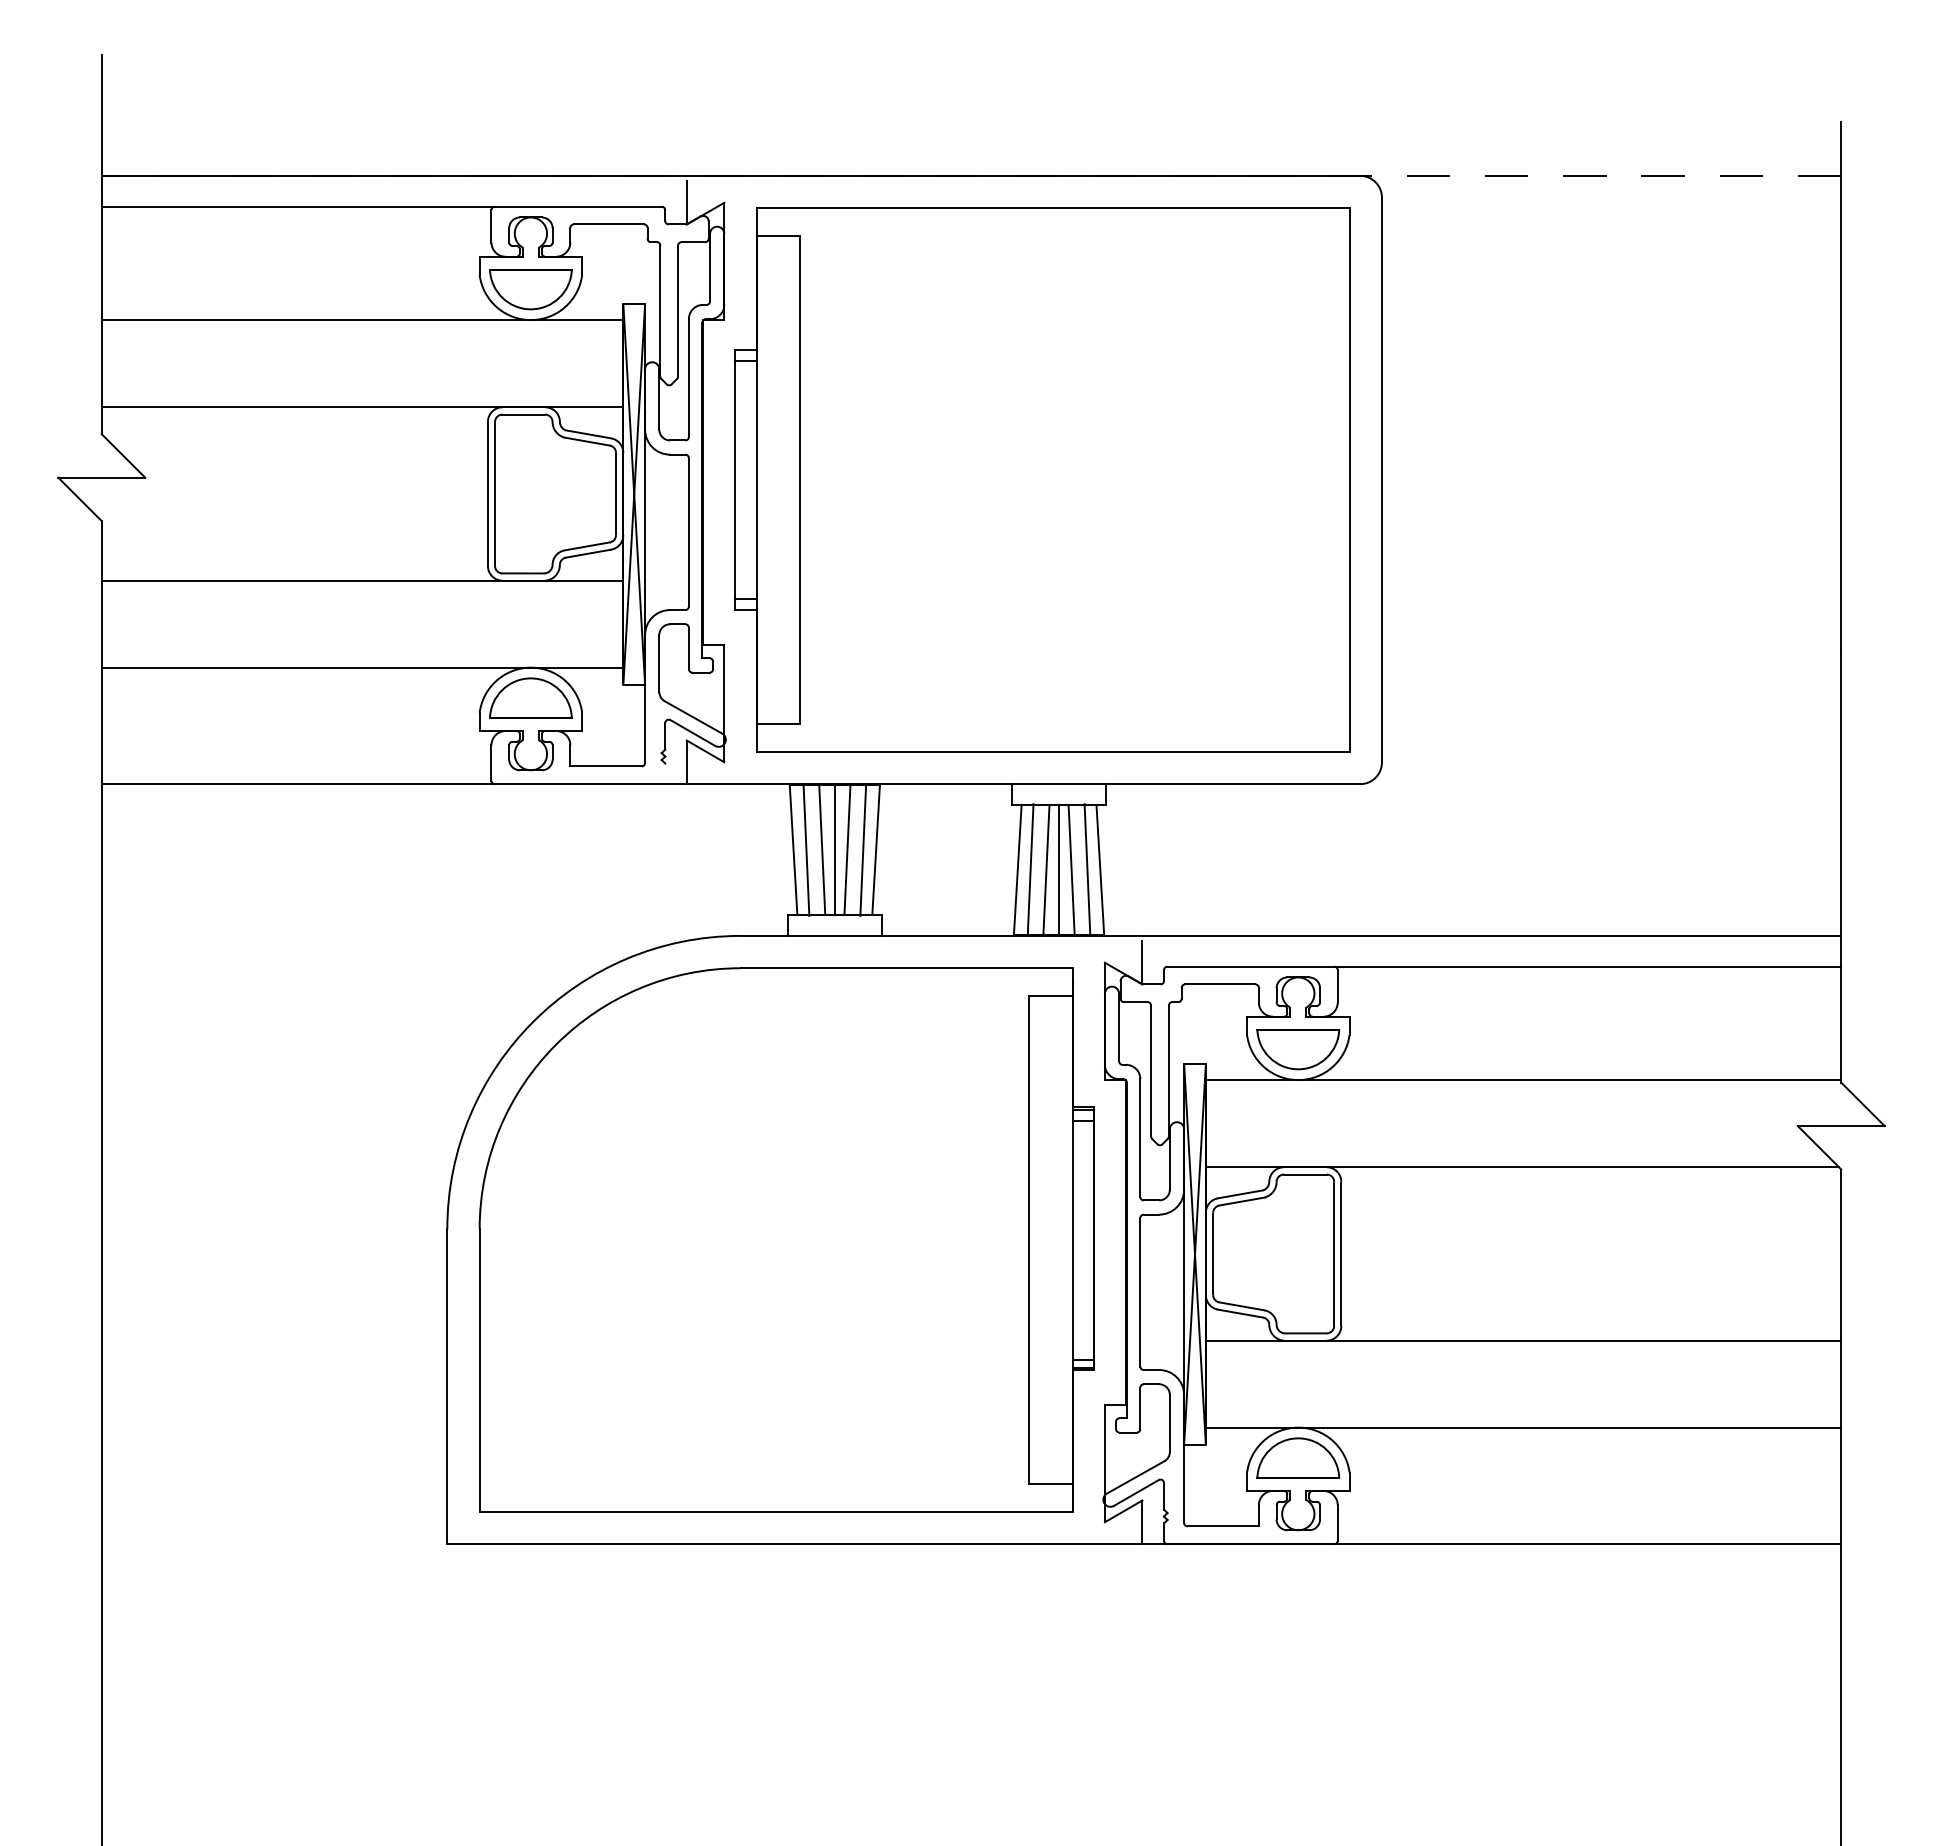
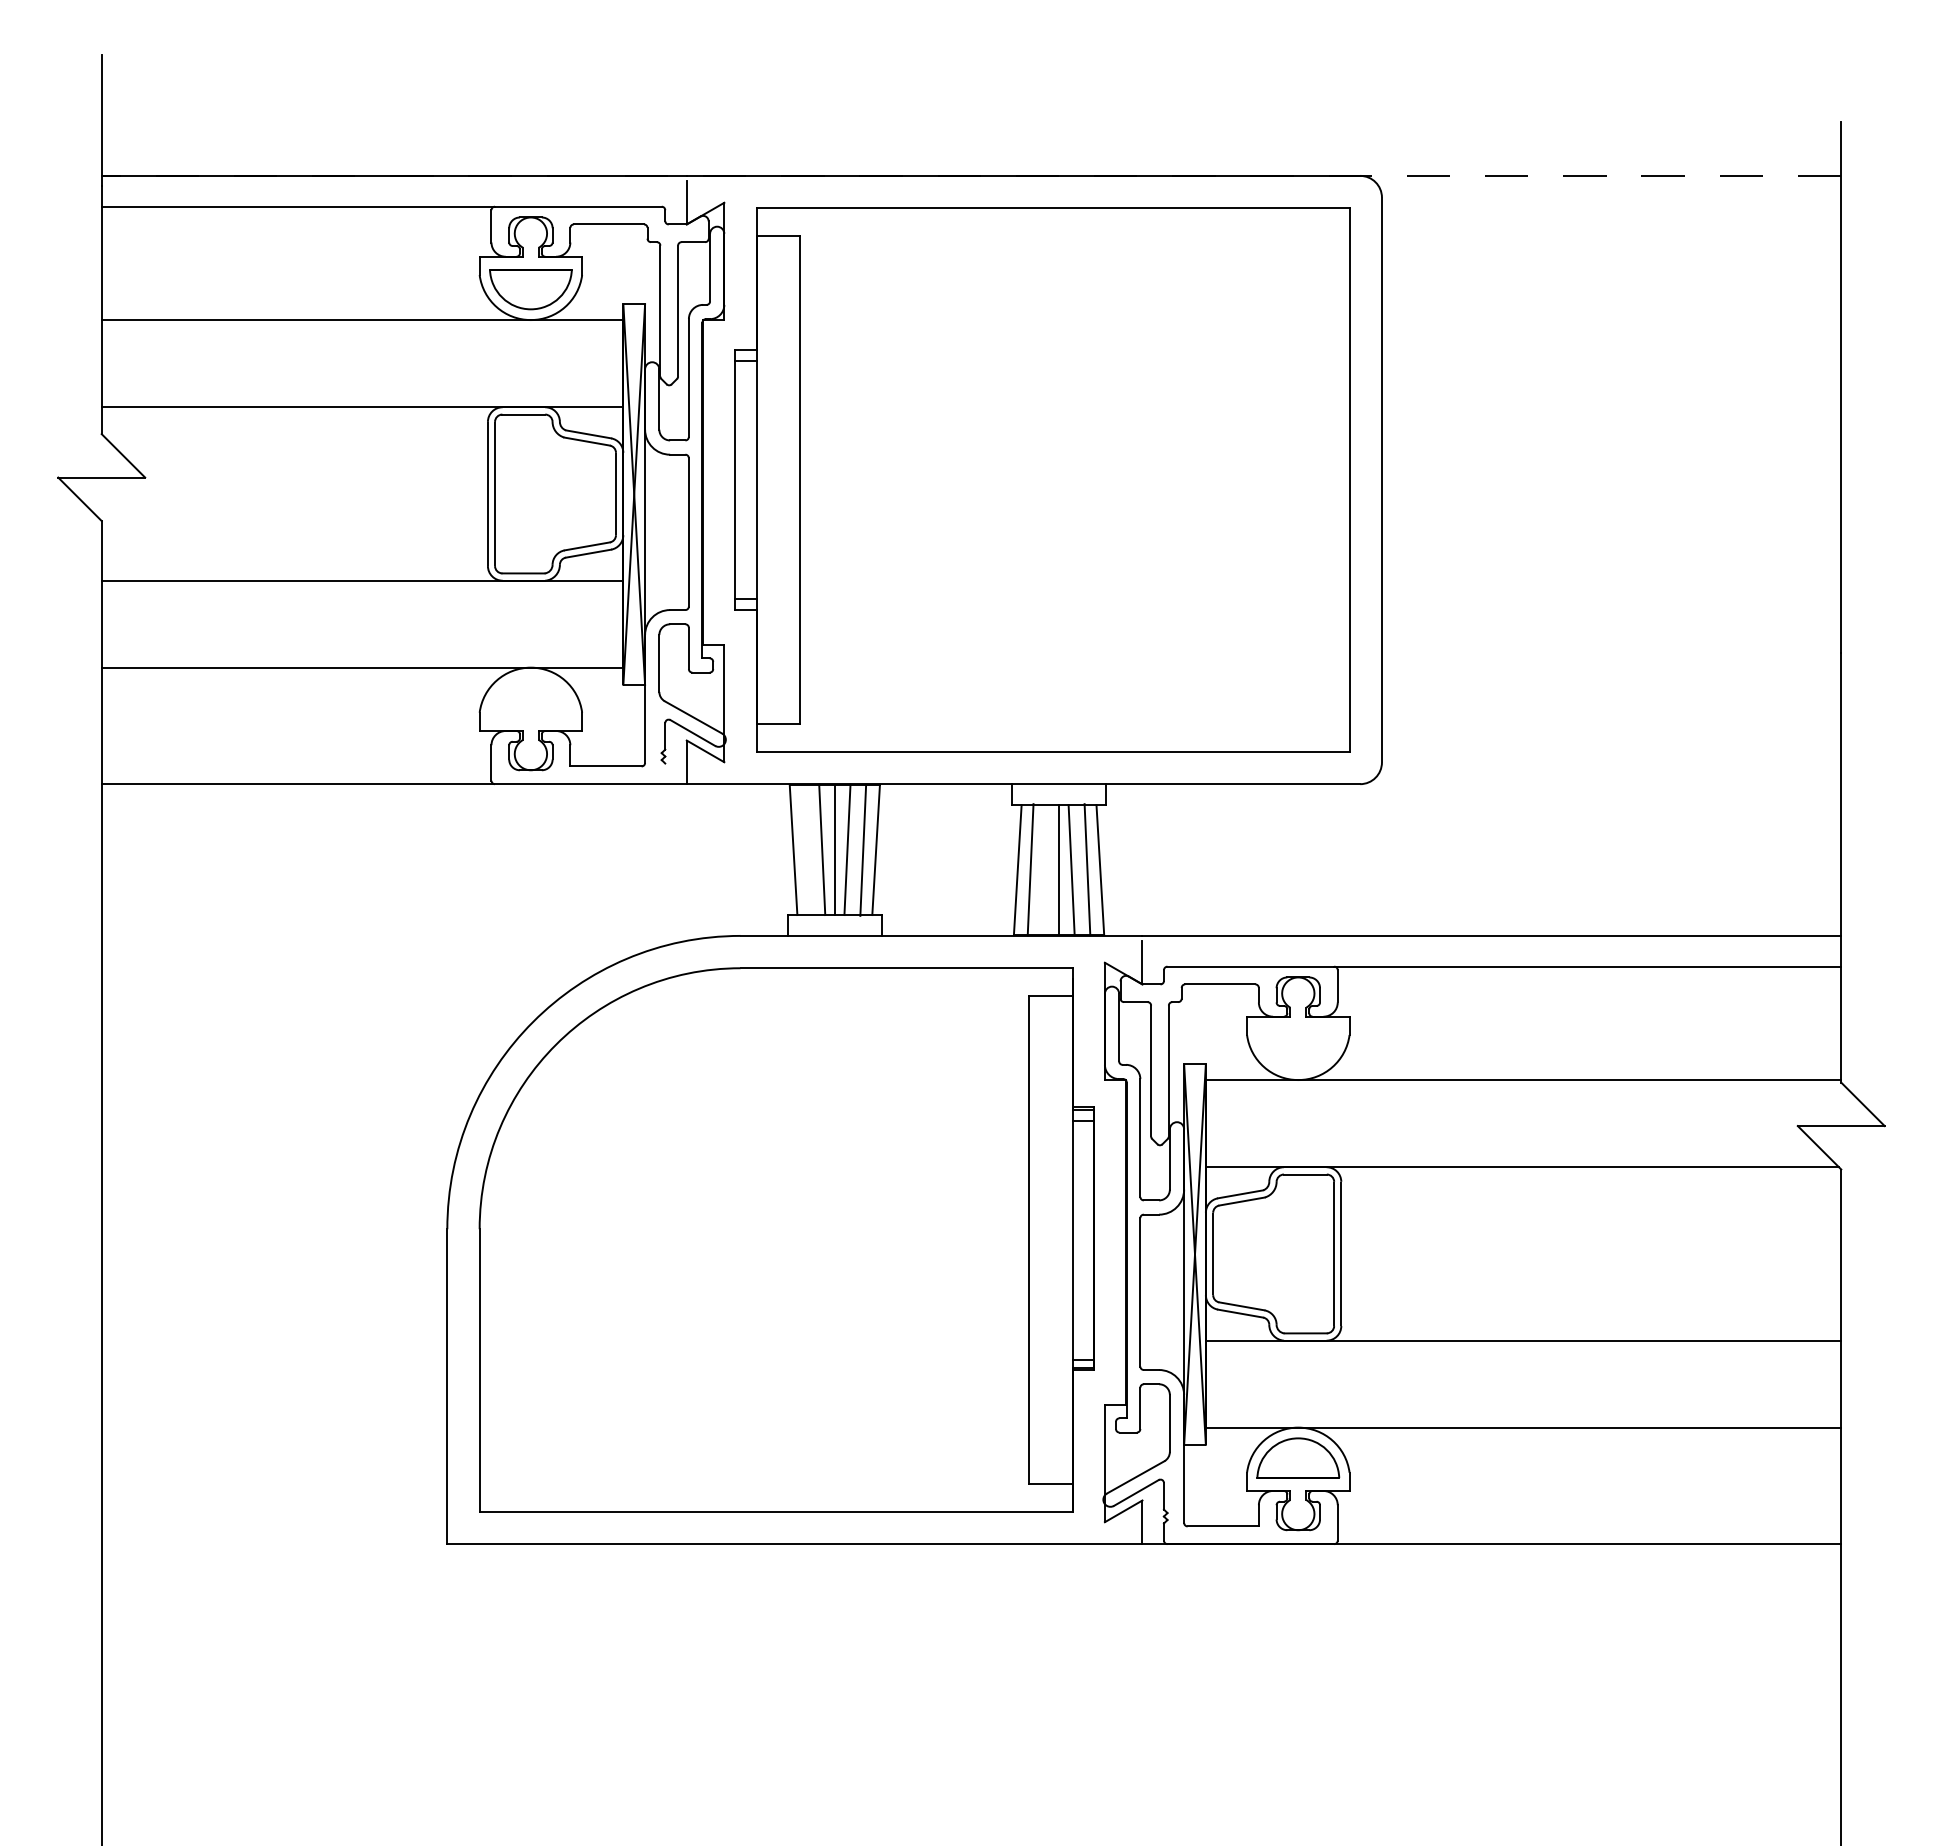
part: present -> none (530, 697)
line: present -> none (806, 849)
line: present -> none (1046, 870)
part: present -> none (1298, 1049)
